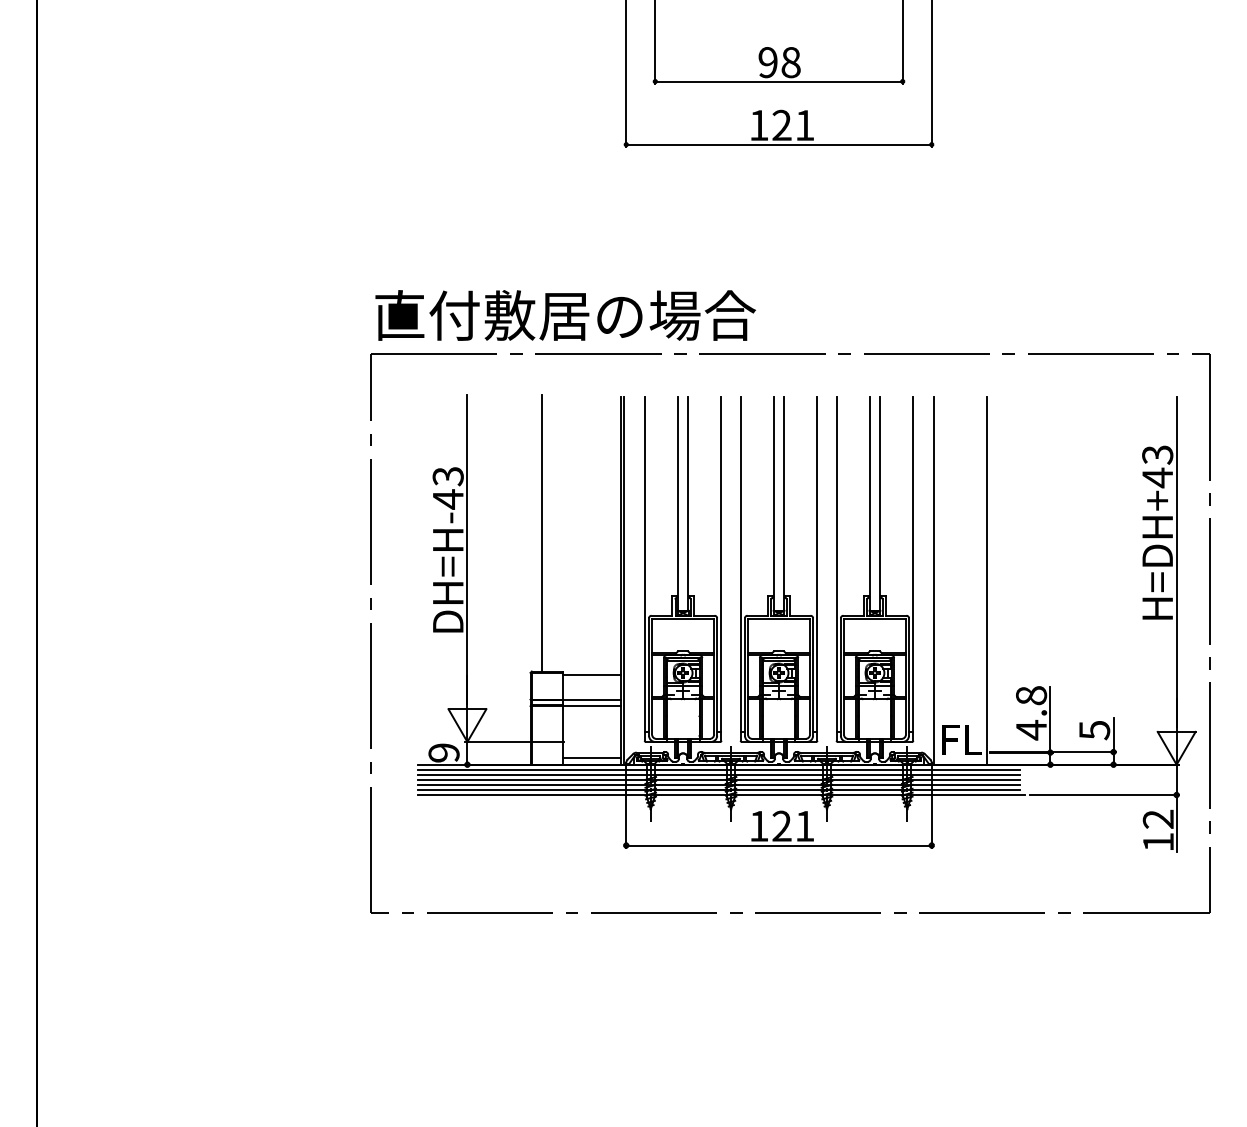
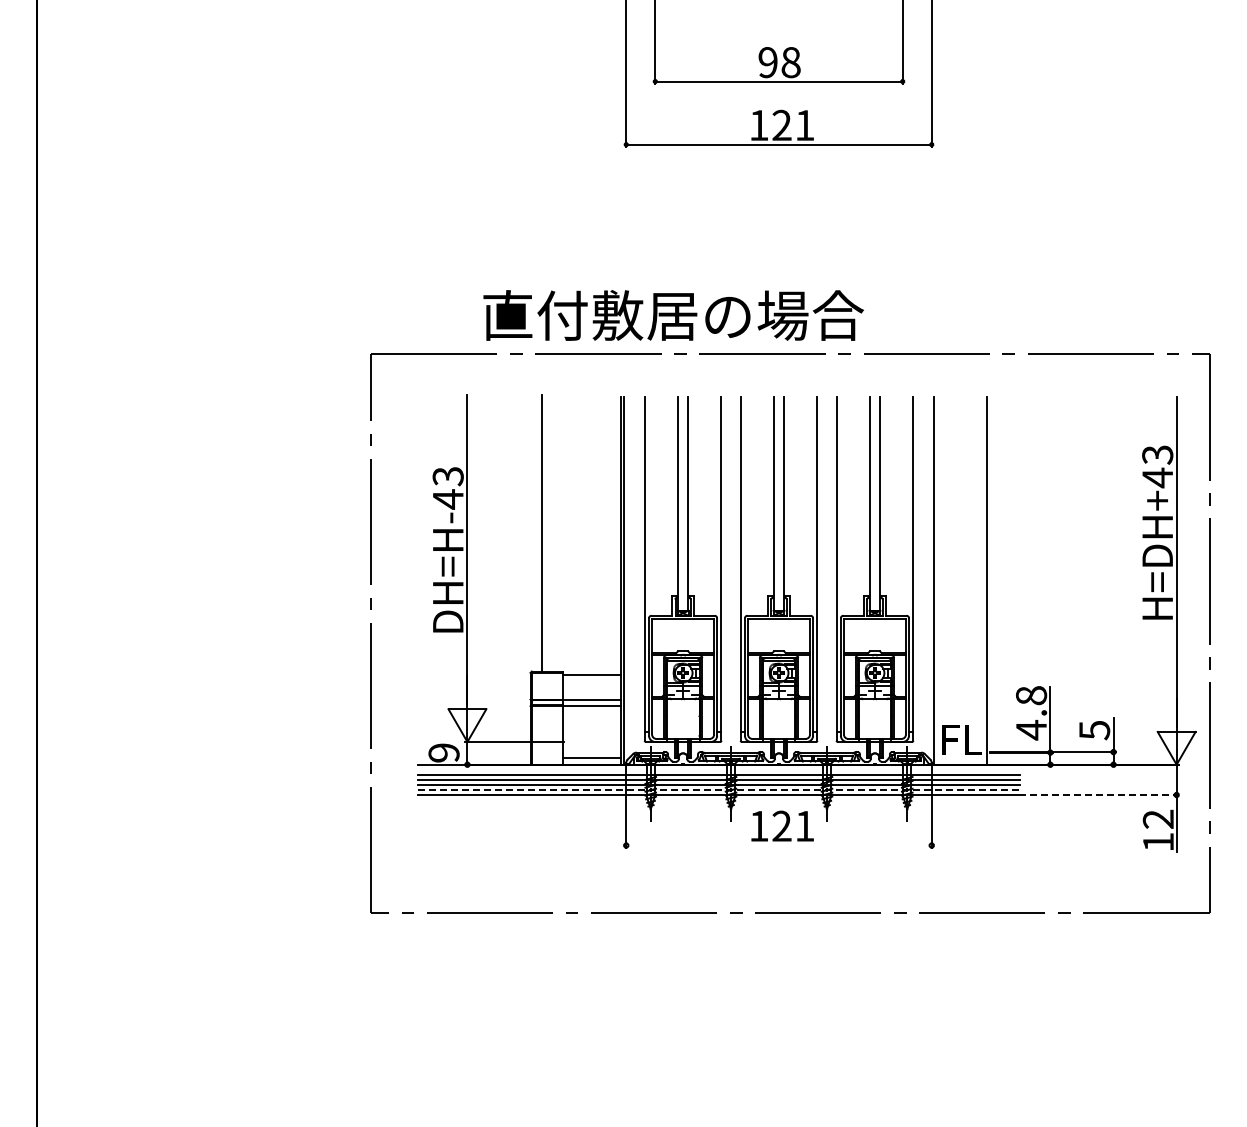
text position: (565, 315) -> (673, 315) (673, 315)
line: present -> none (718, 769)
line: solid -> dashed (719, 789)
line: solid -> dashed (1105, 795)
line: present -> none (778, 845)
